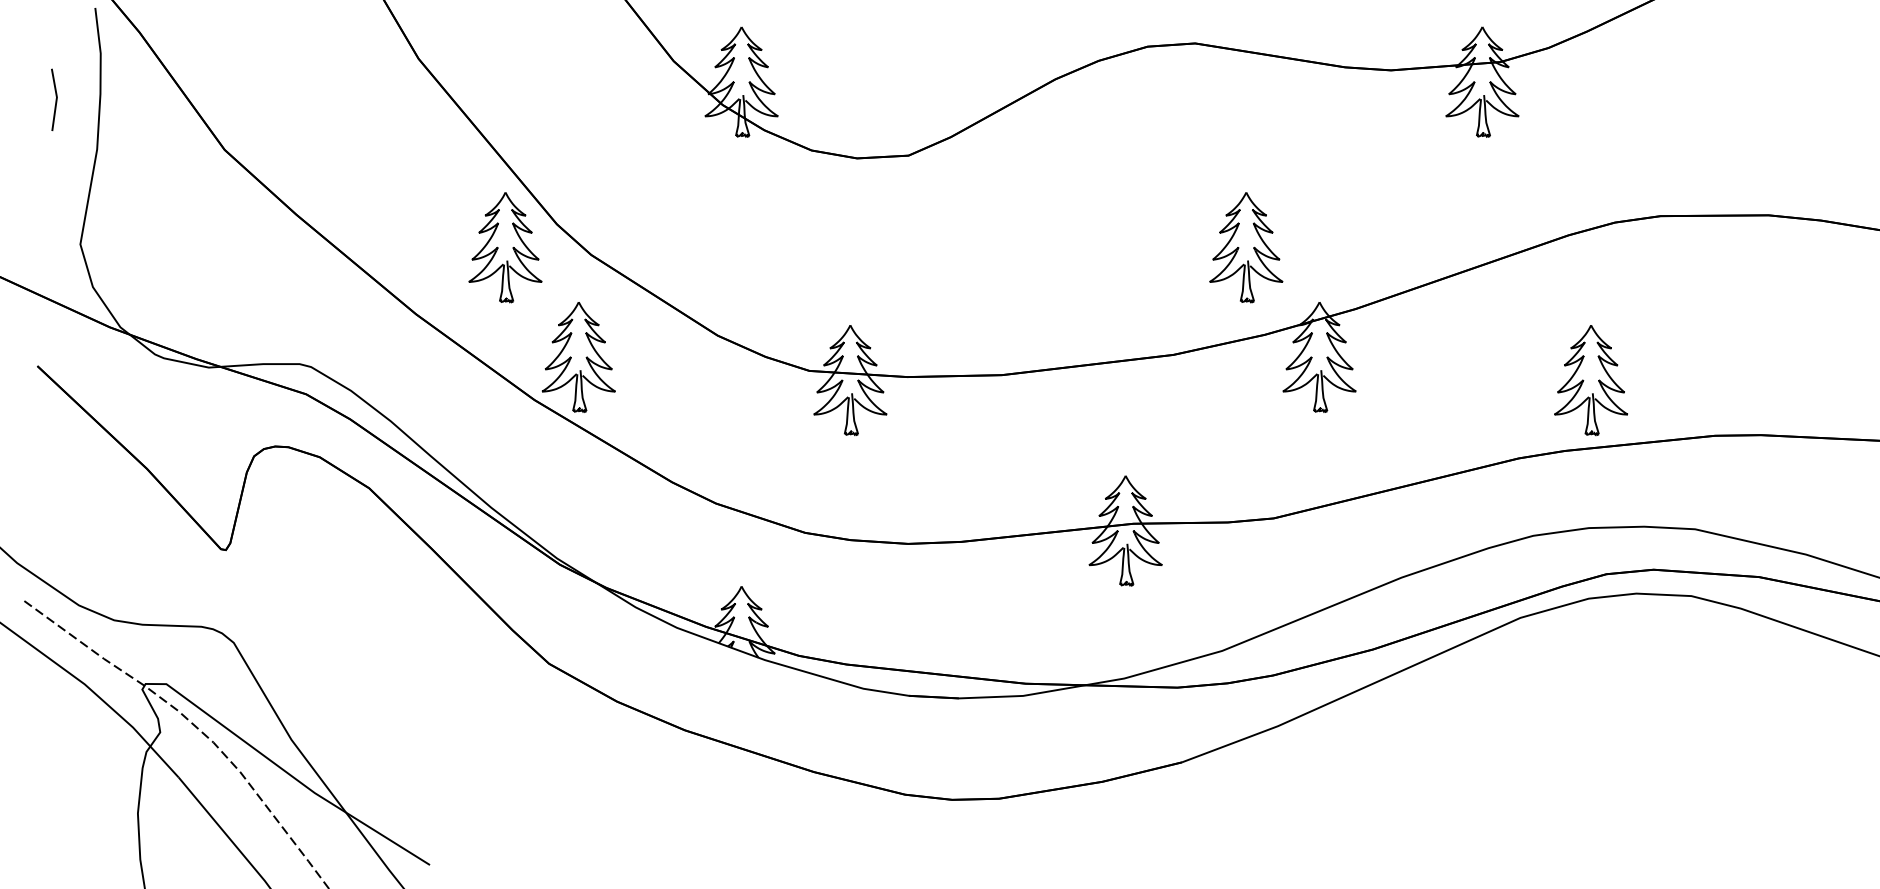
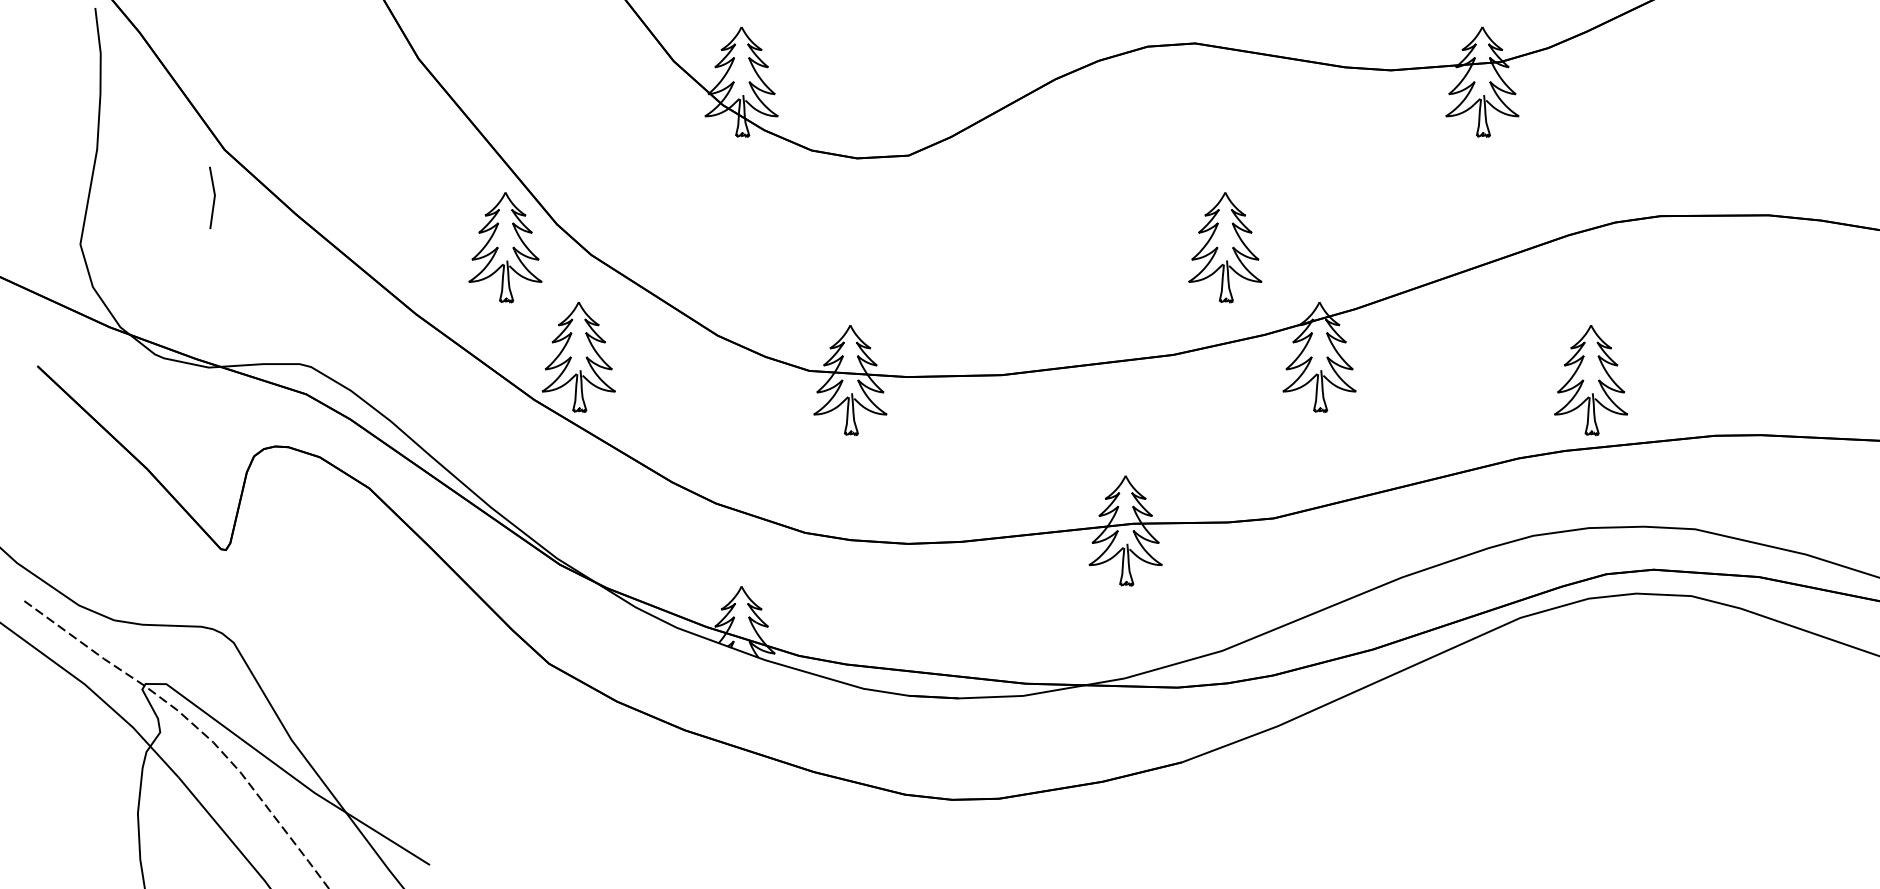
line position: (55, 99) -> (213, 197) (213, 197)
part position: (1246, 247) -> (1225, 247) (1225, 247)
